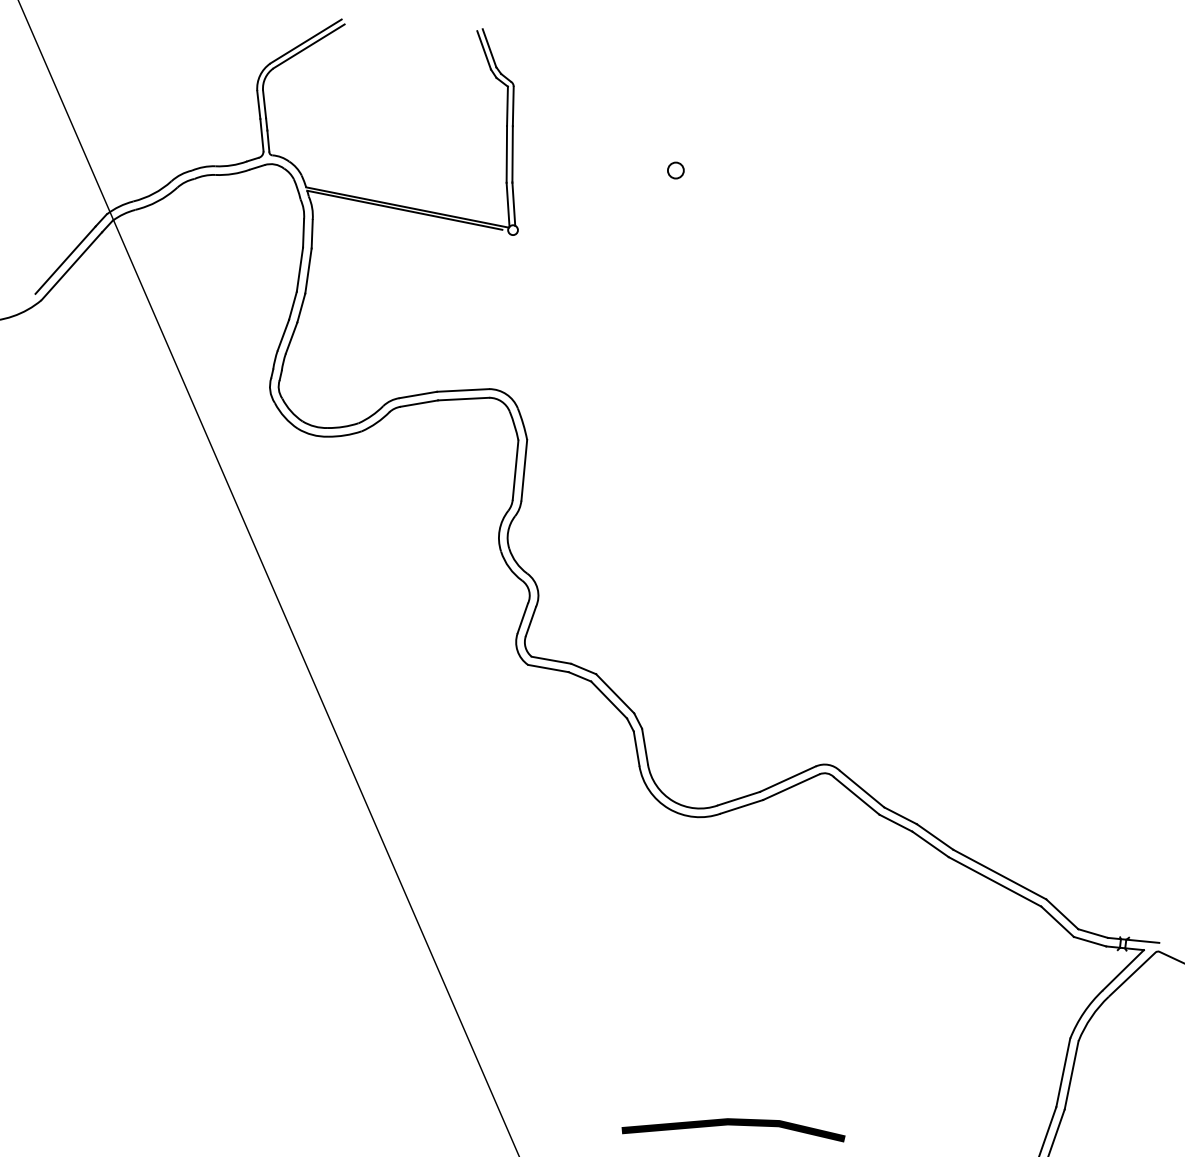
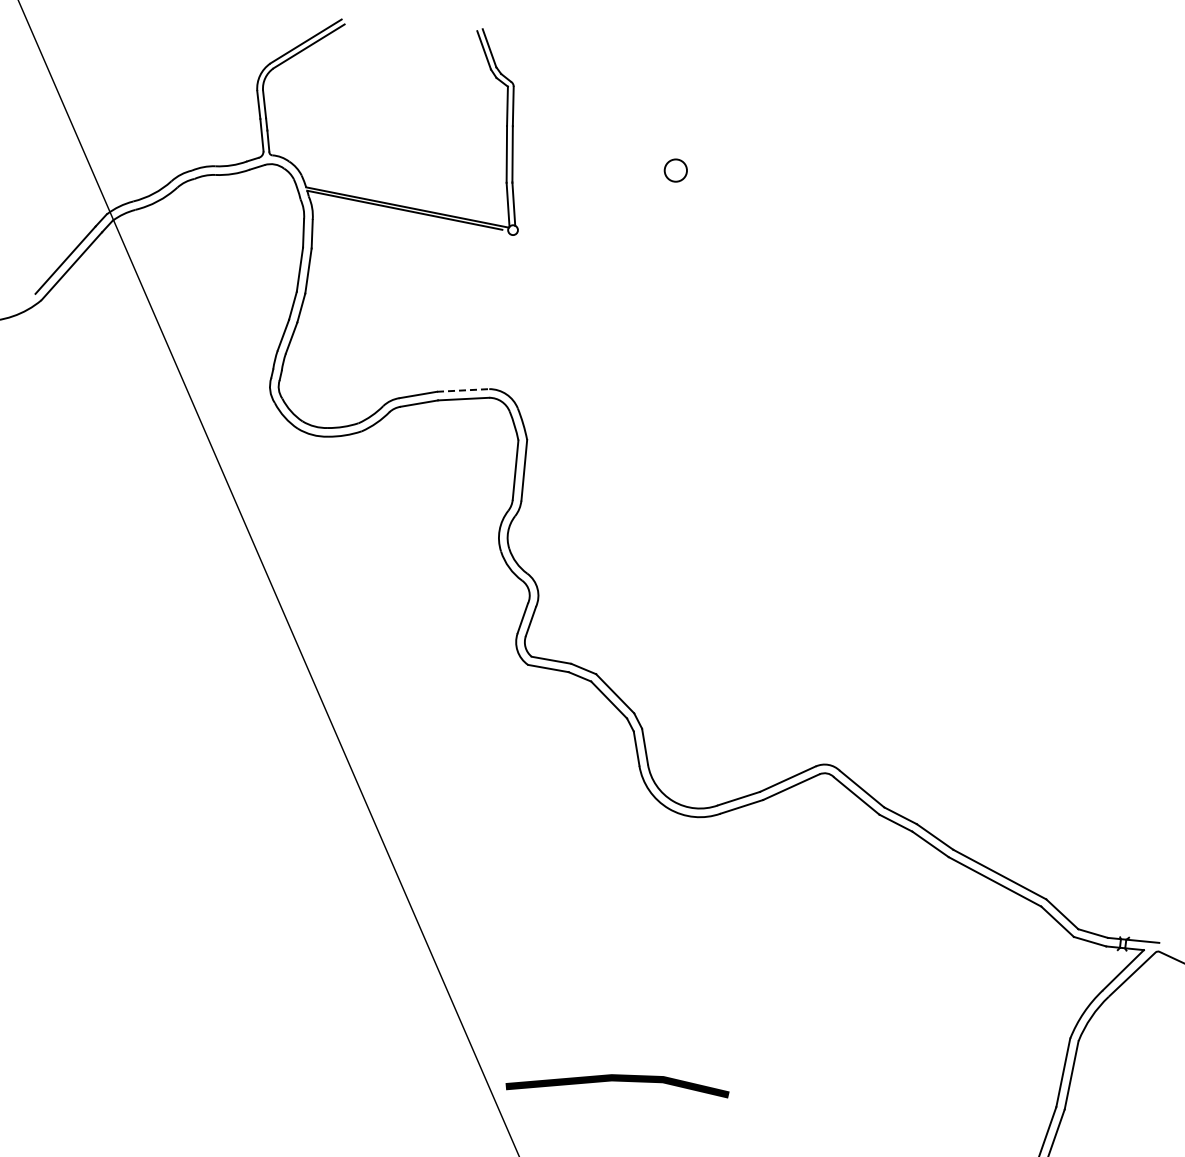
circle size: 18x19 px -> 25x25 px (675, 170)
line: solid -> dashed (463, 390)
line position: (733, 1125) -> (617, 1081) (617, 1081)
